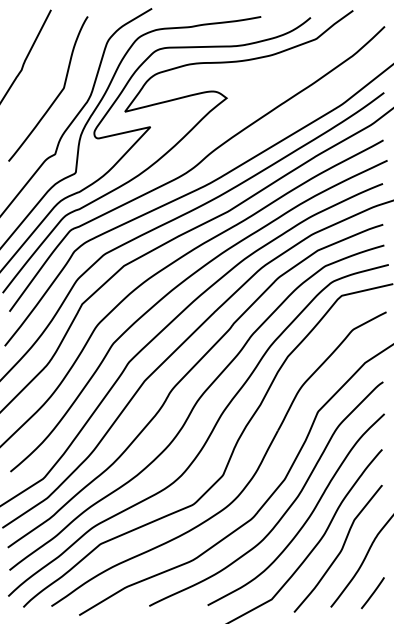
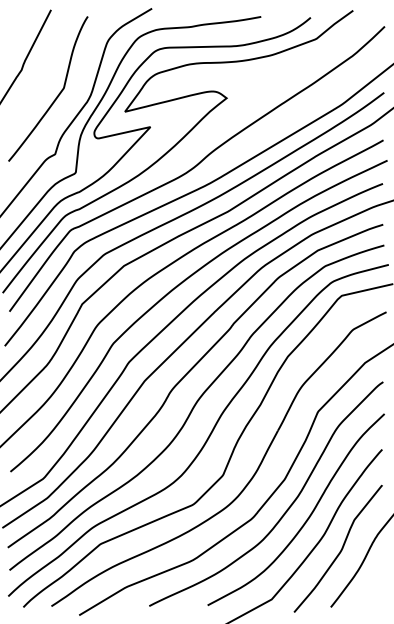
line: present -> none (372, 593)
